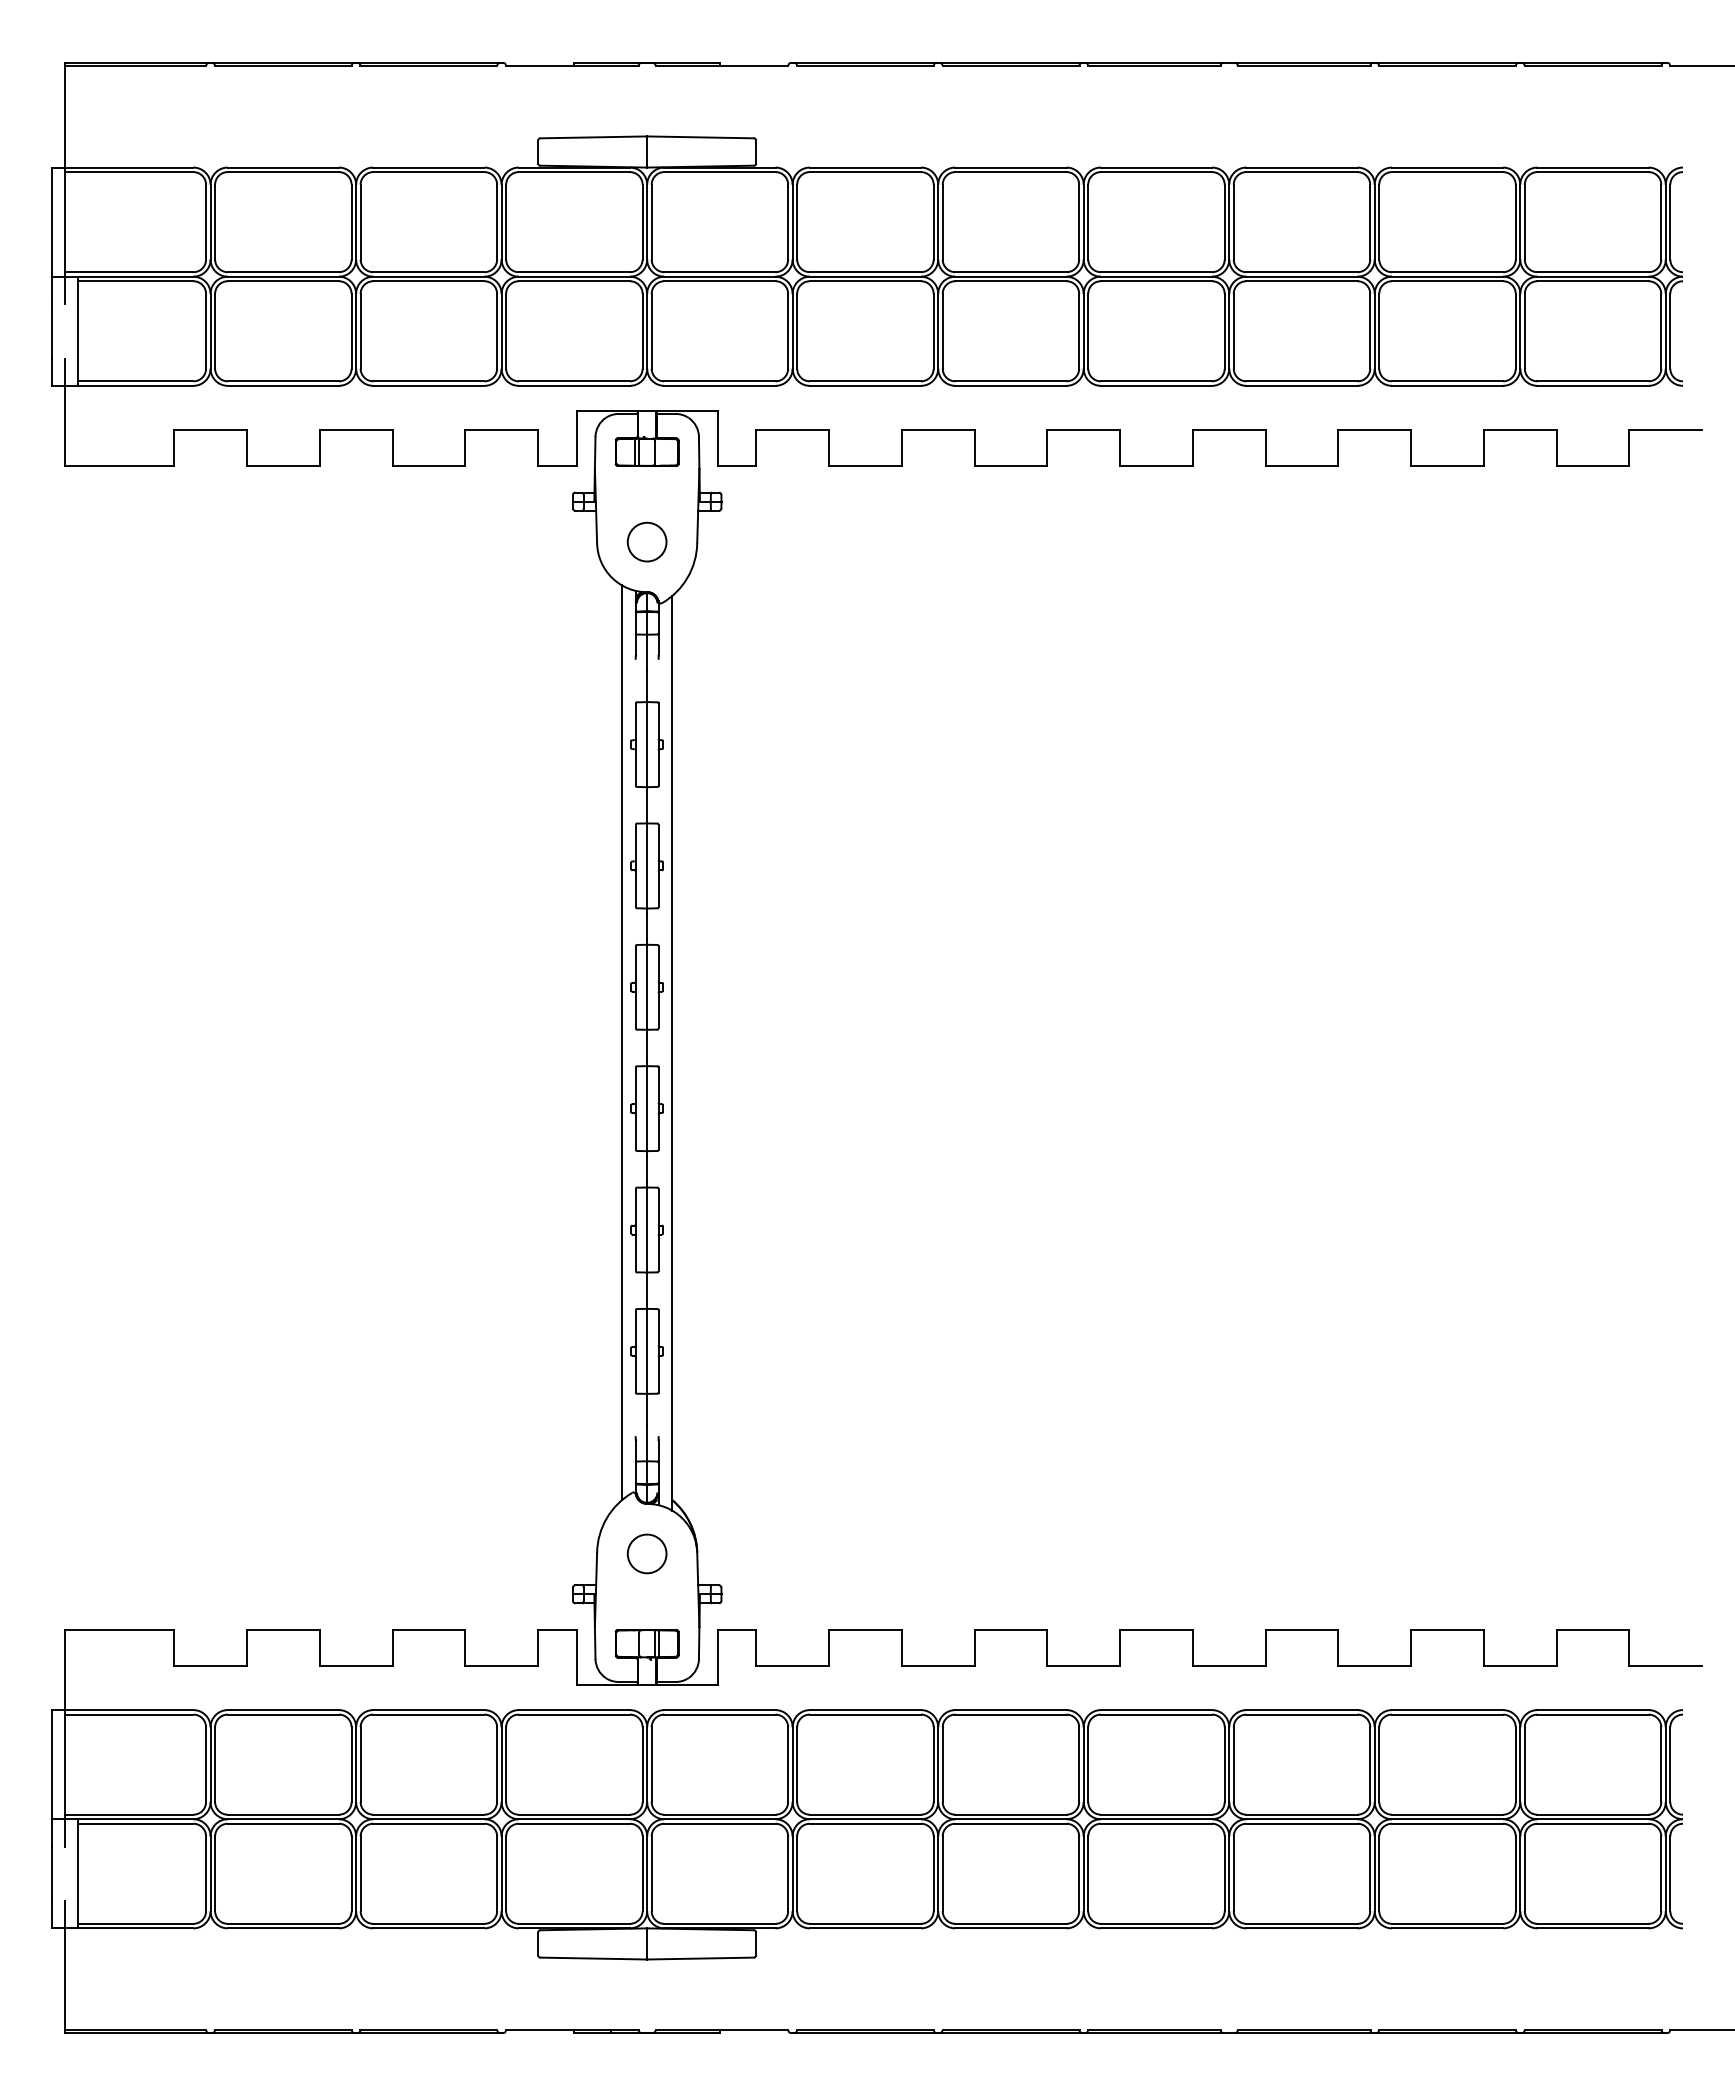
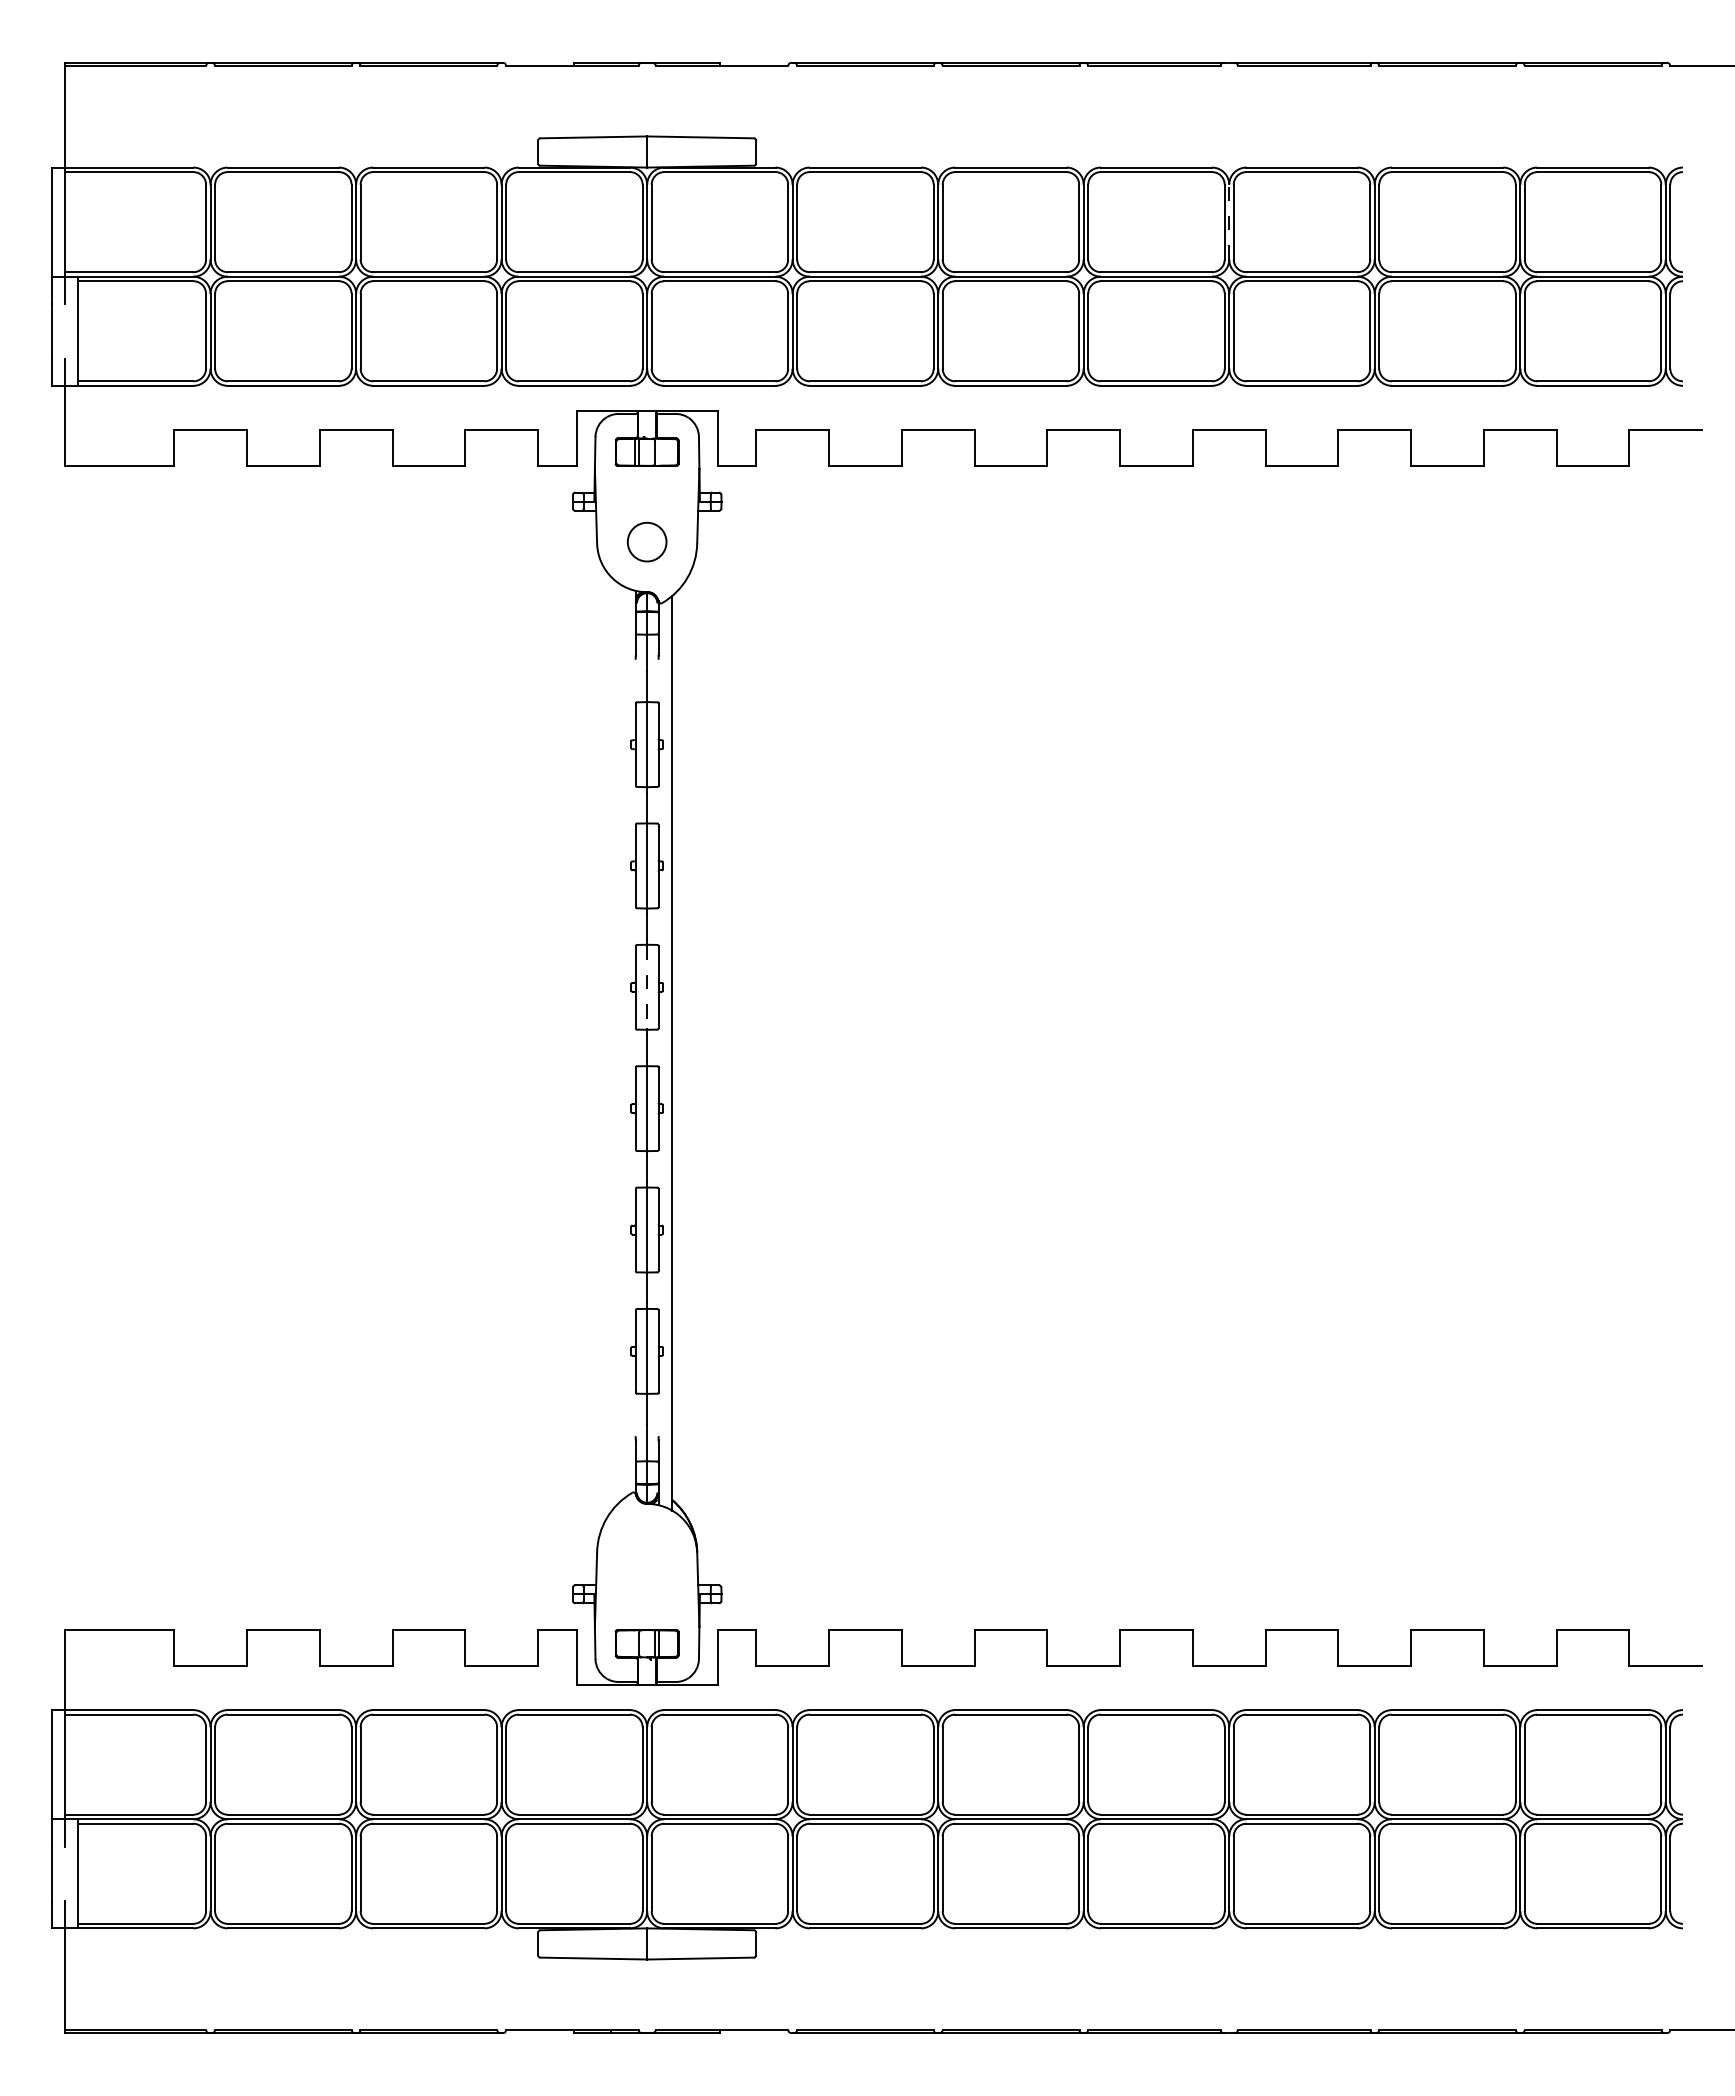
line: solid -> dashed (1229, 221)
line: solid -> dashed (647, 987)
line: present -> none (622, 1042)
circle: present -> none (646, 1553)
